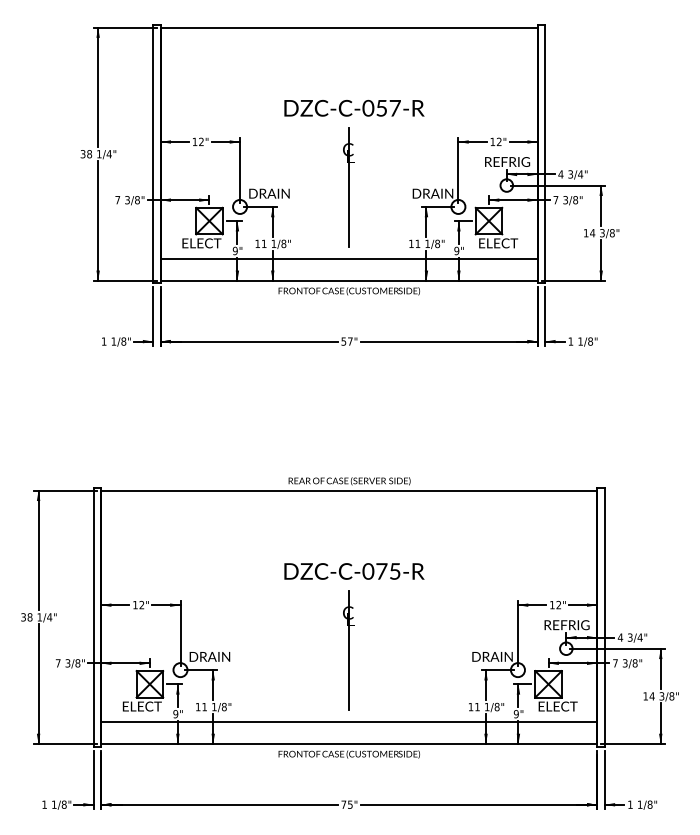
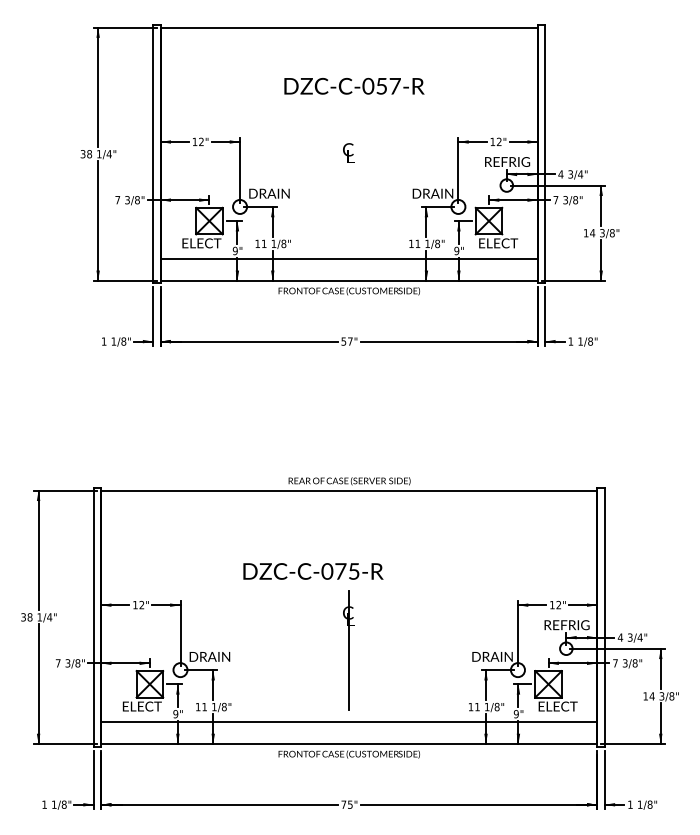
text position: (354, 108) -> (354, 86) (354, 86)
line: present -> none (349, 187)
text position: (354, 571) -> (313, 571) (313, 571)
